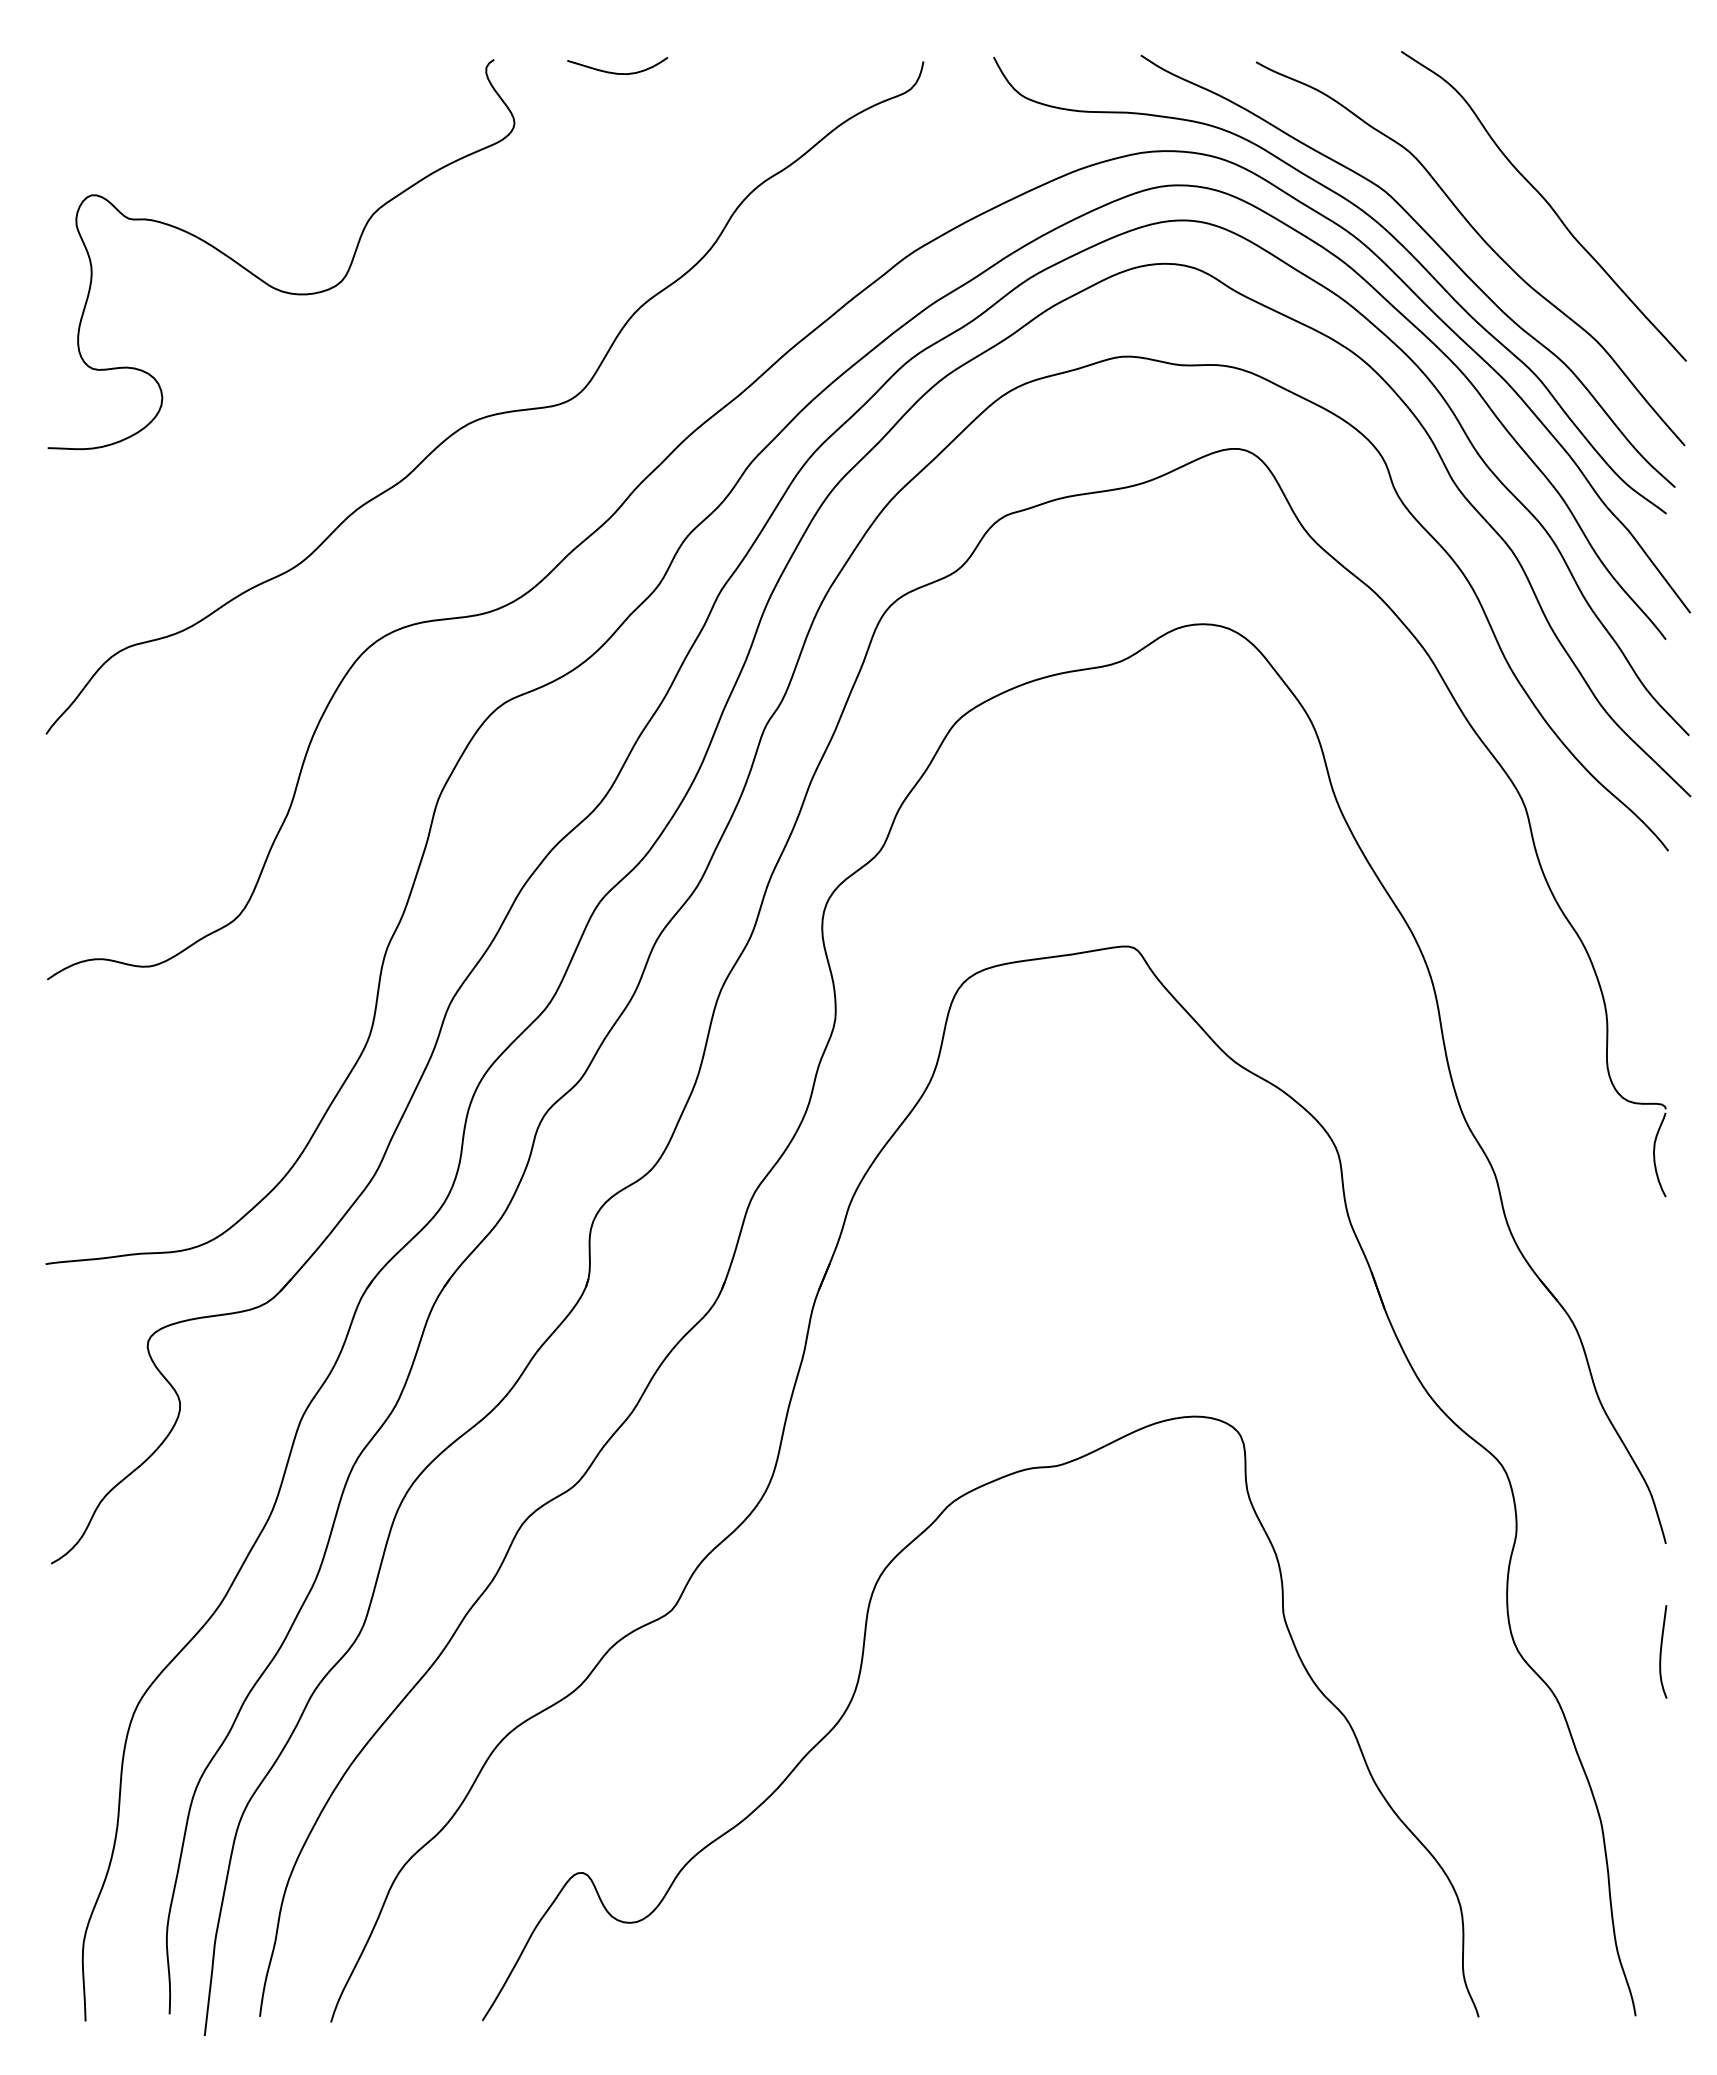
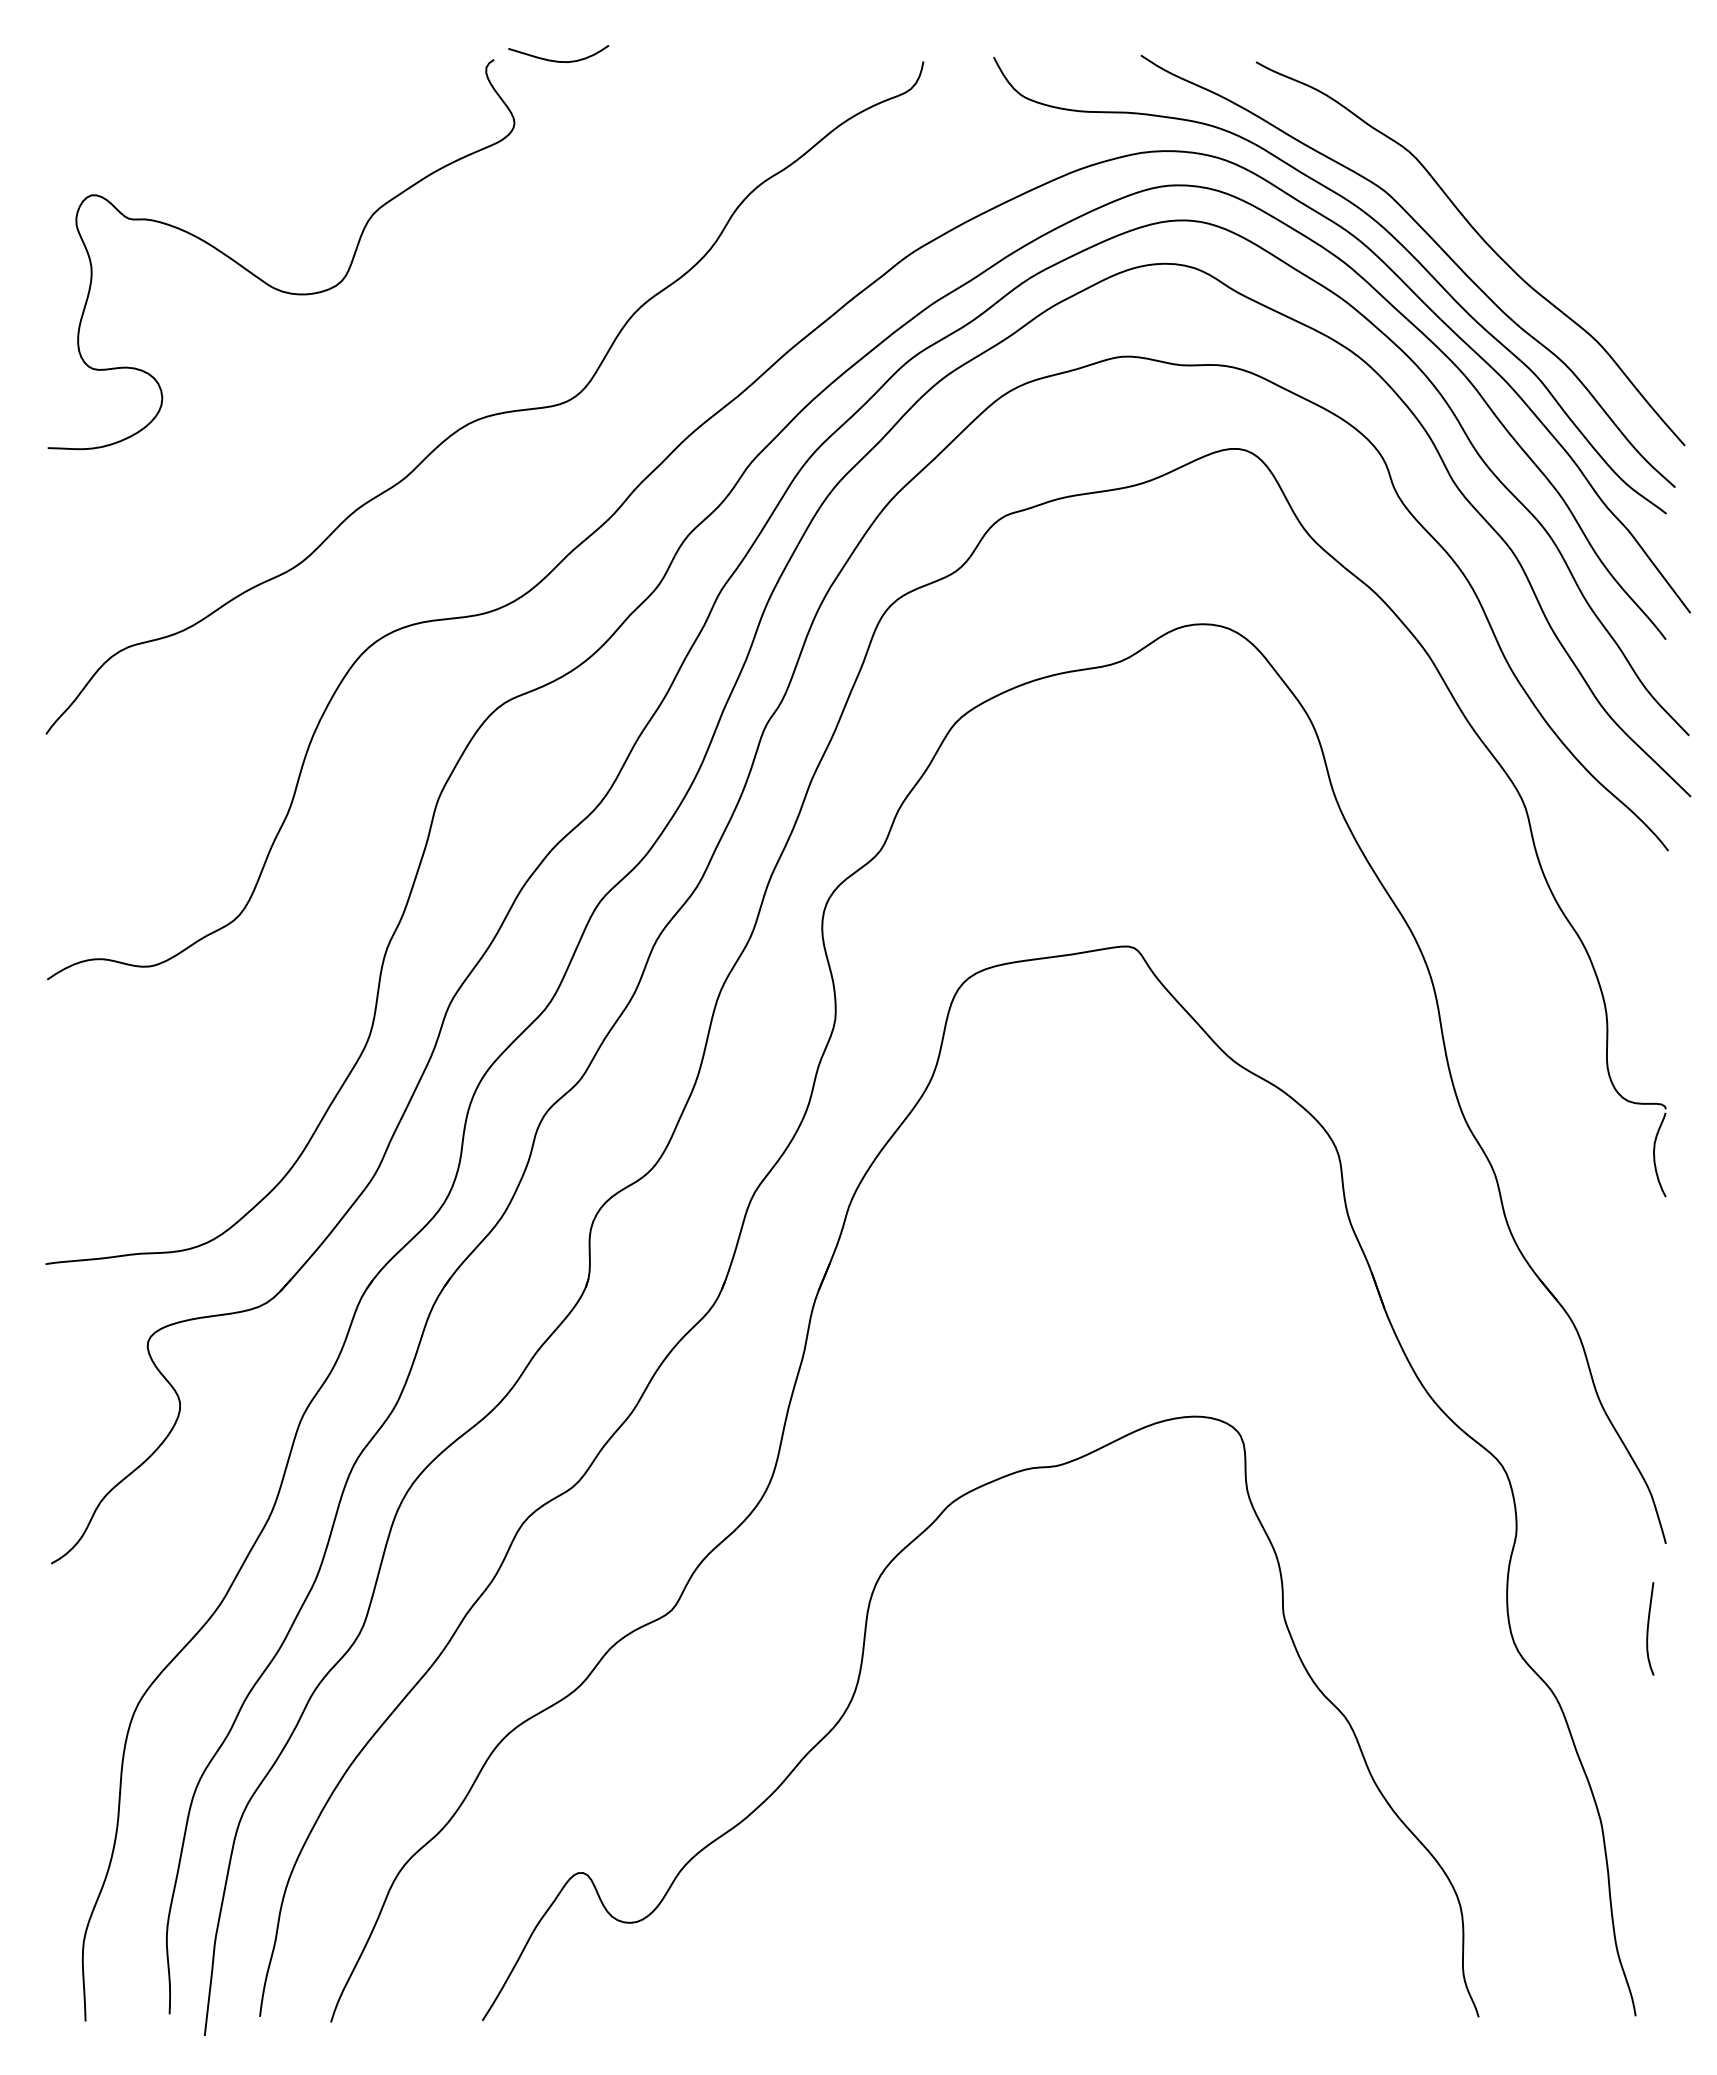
curve position: (616, 72) -> (557, 60) (557, 60)
curve: present -> none (1547, 204)
curve position: (1661, 1651) -> (1648, 1628) (1648, 1628)
